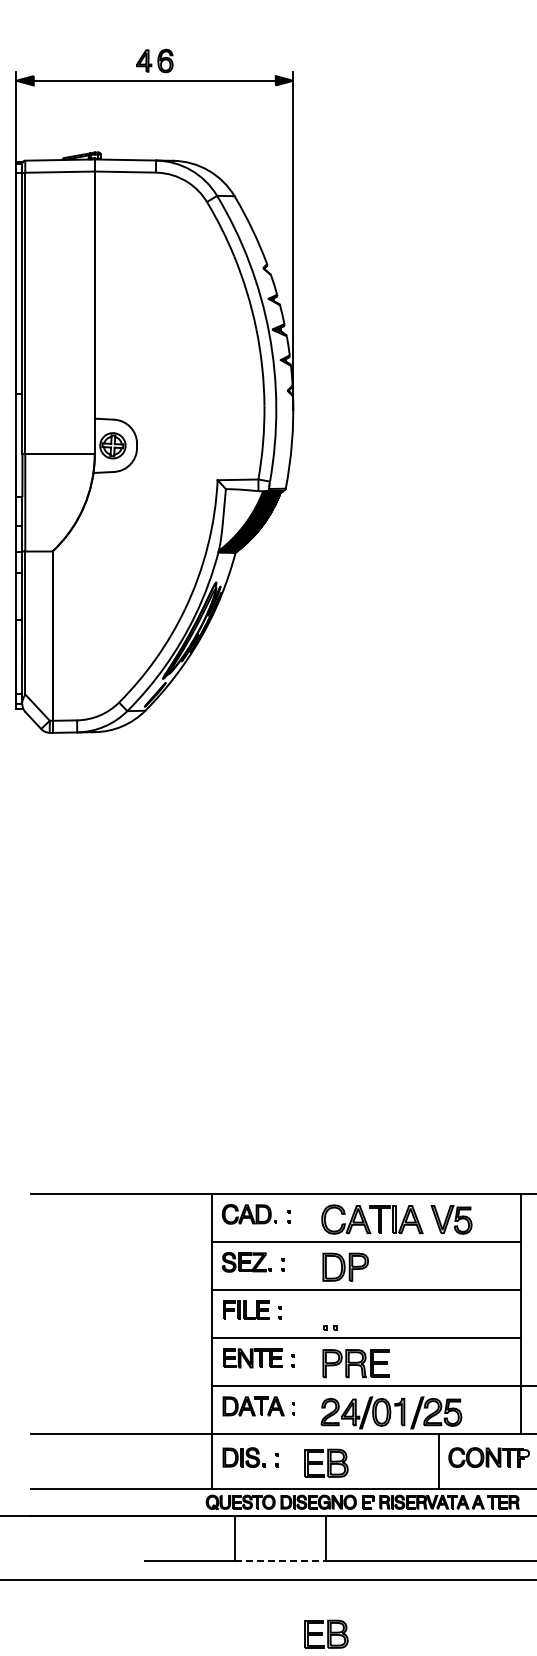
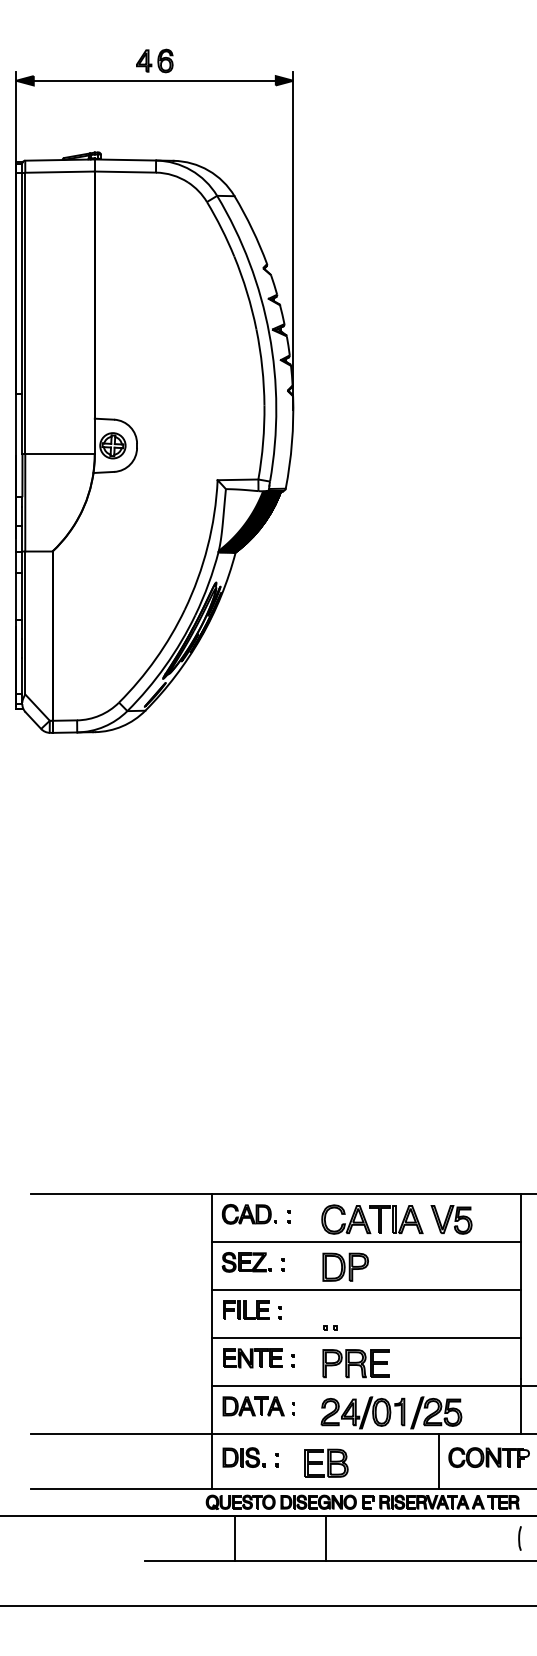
line: none -> present (519, 1538)
line: dashed -> solid (280, 1561)
line position: (267, 1580) -> (267, 1606) (267, 1606)
part: present -> none (326, 1633)
